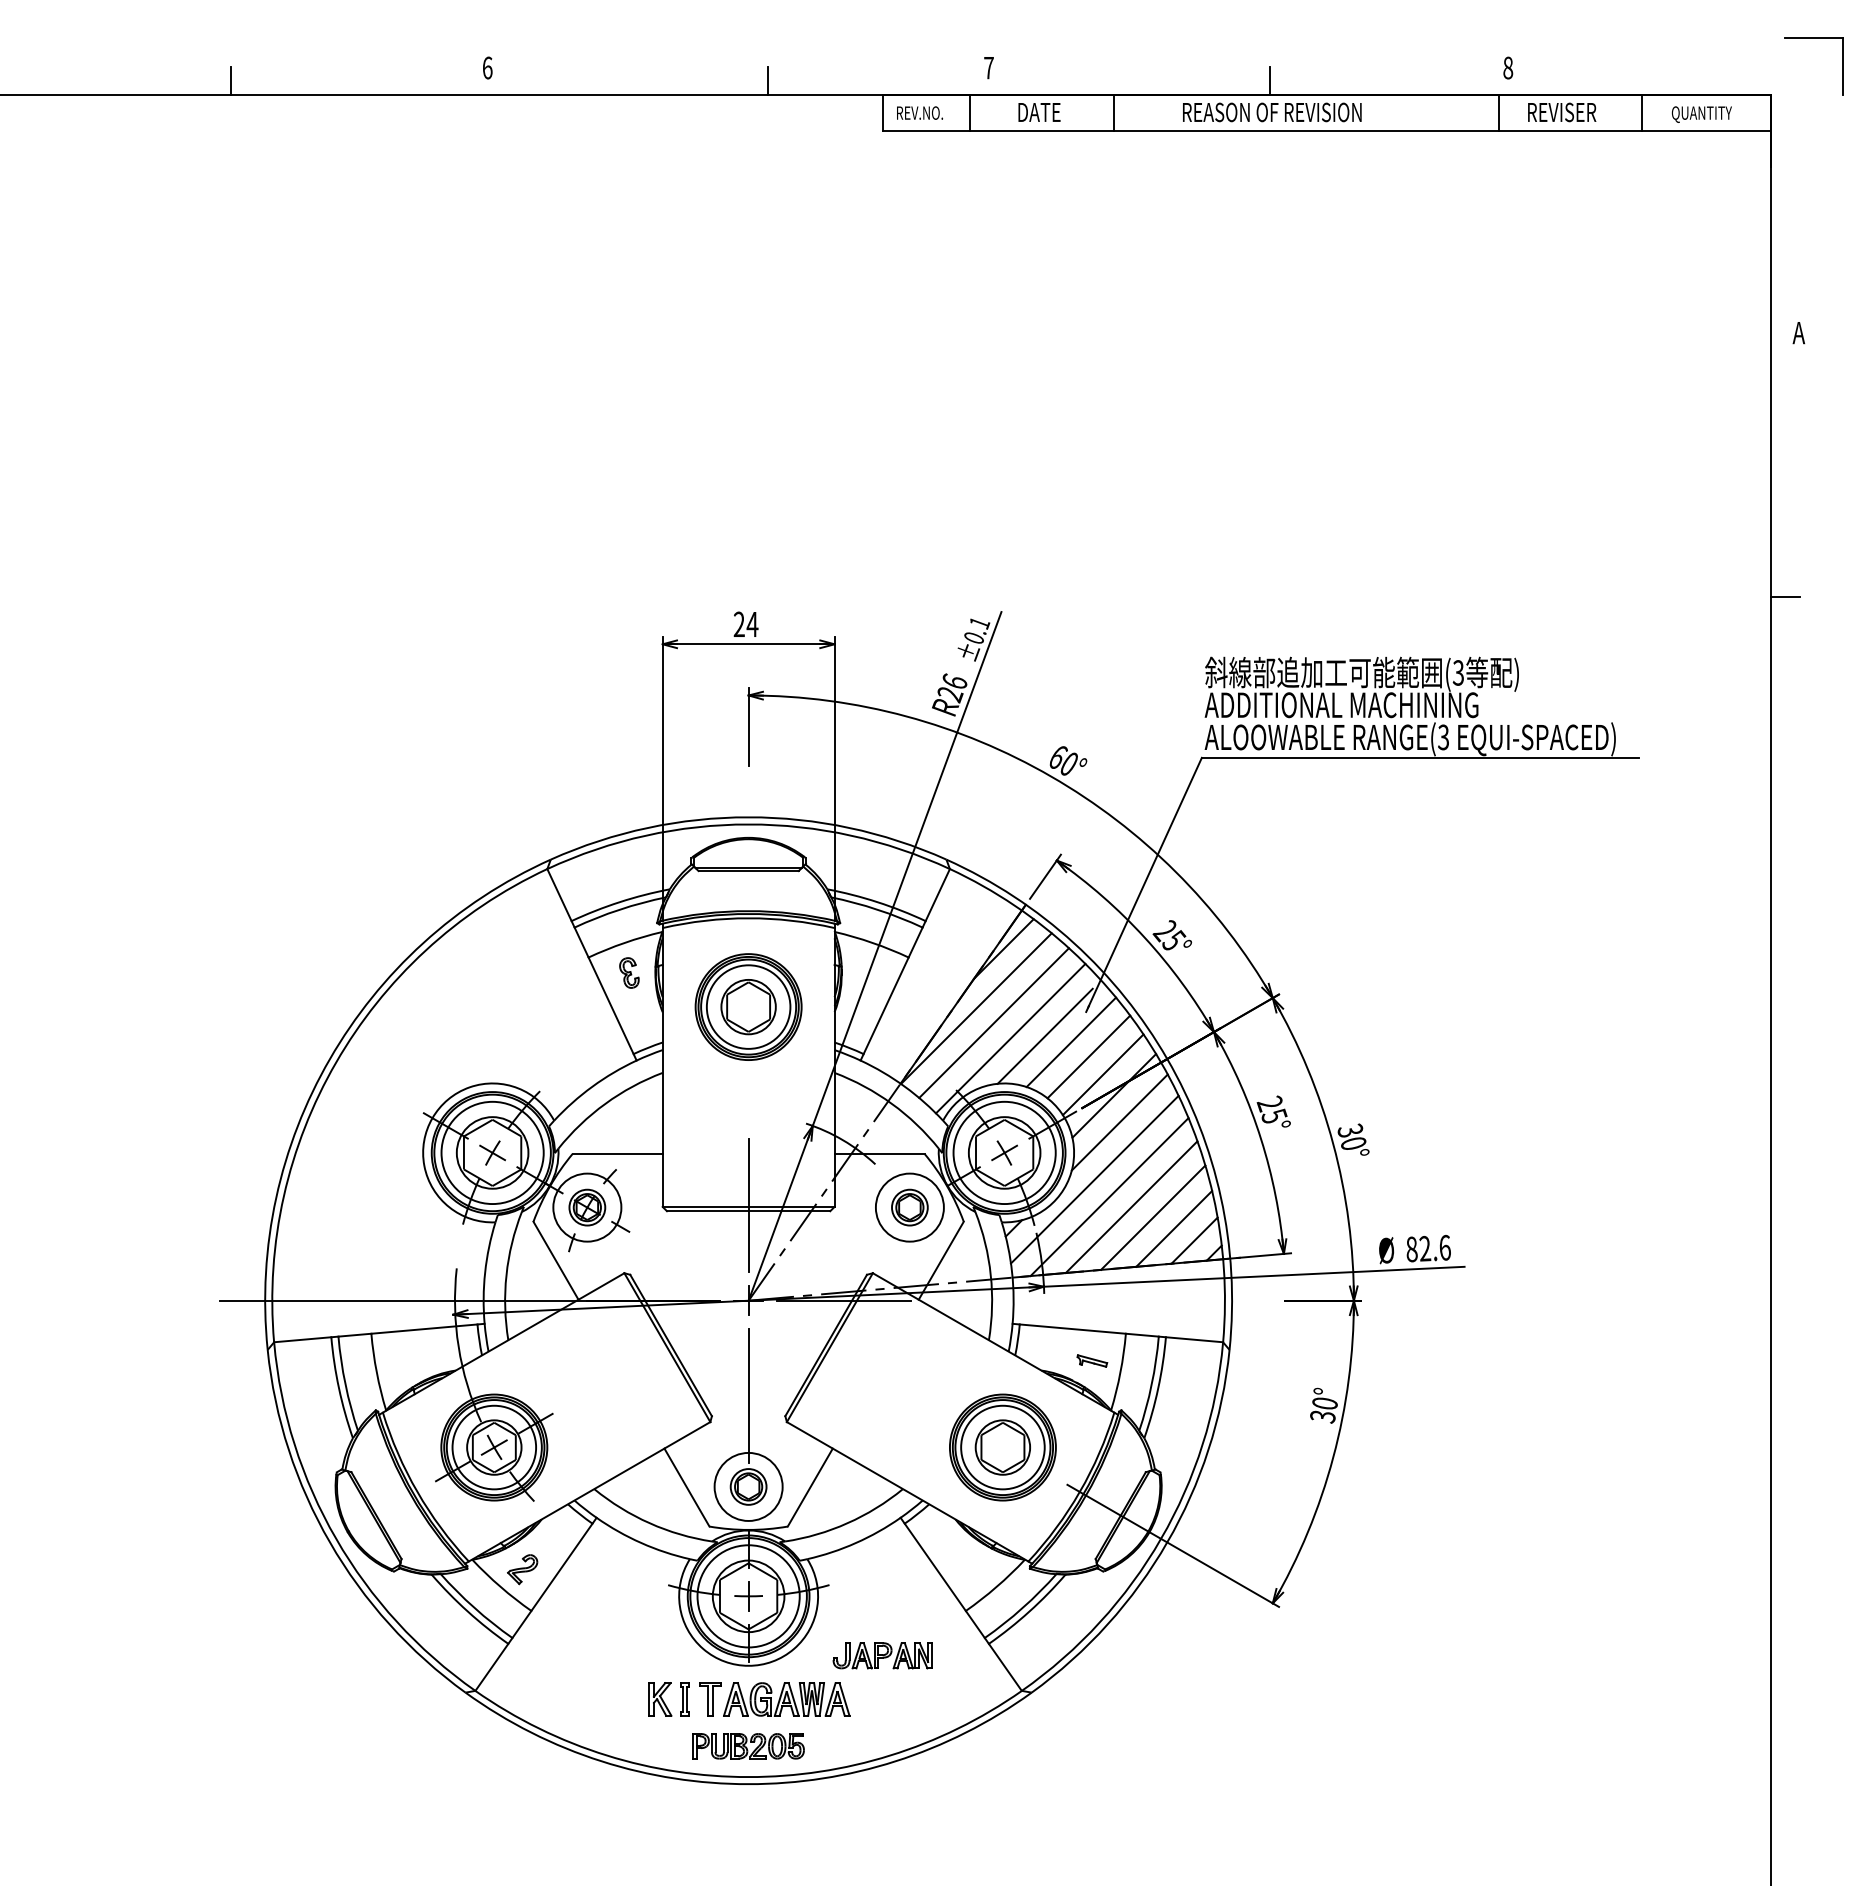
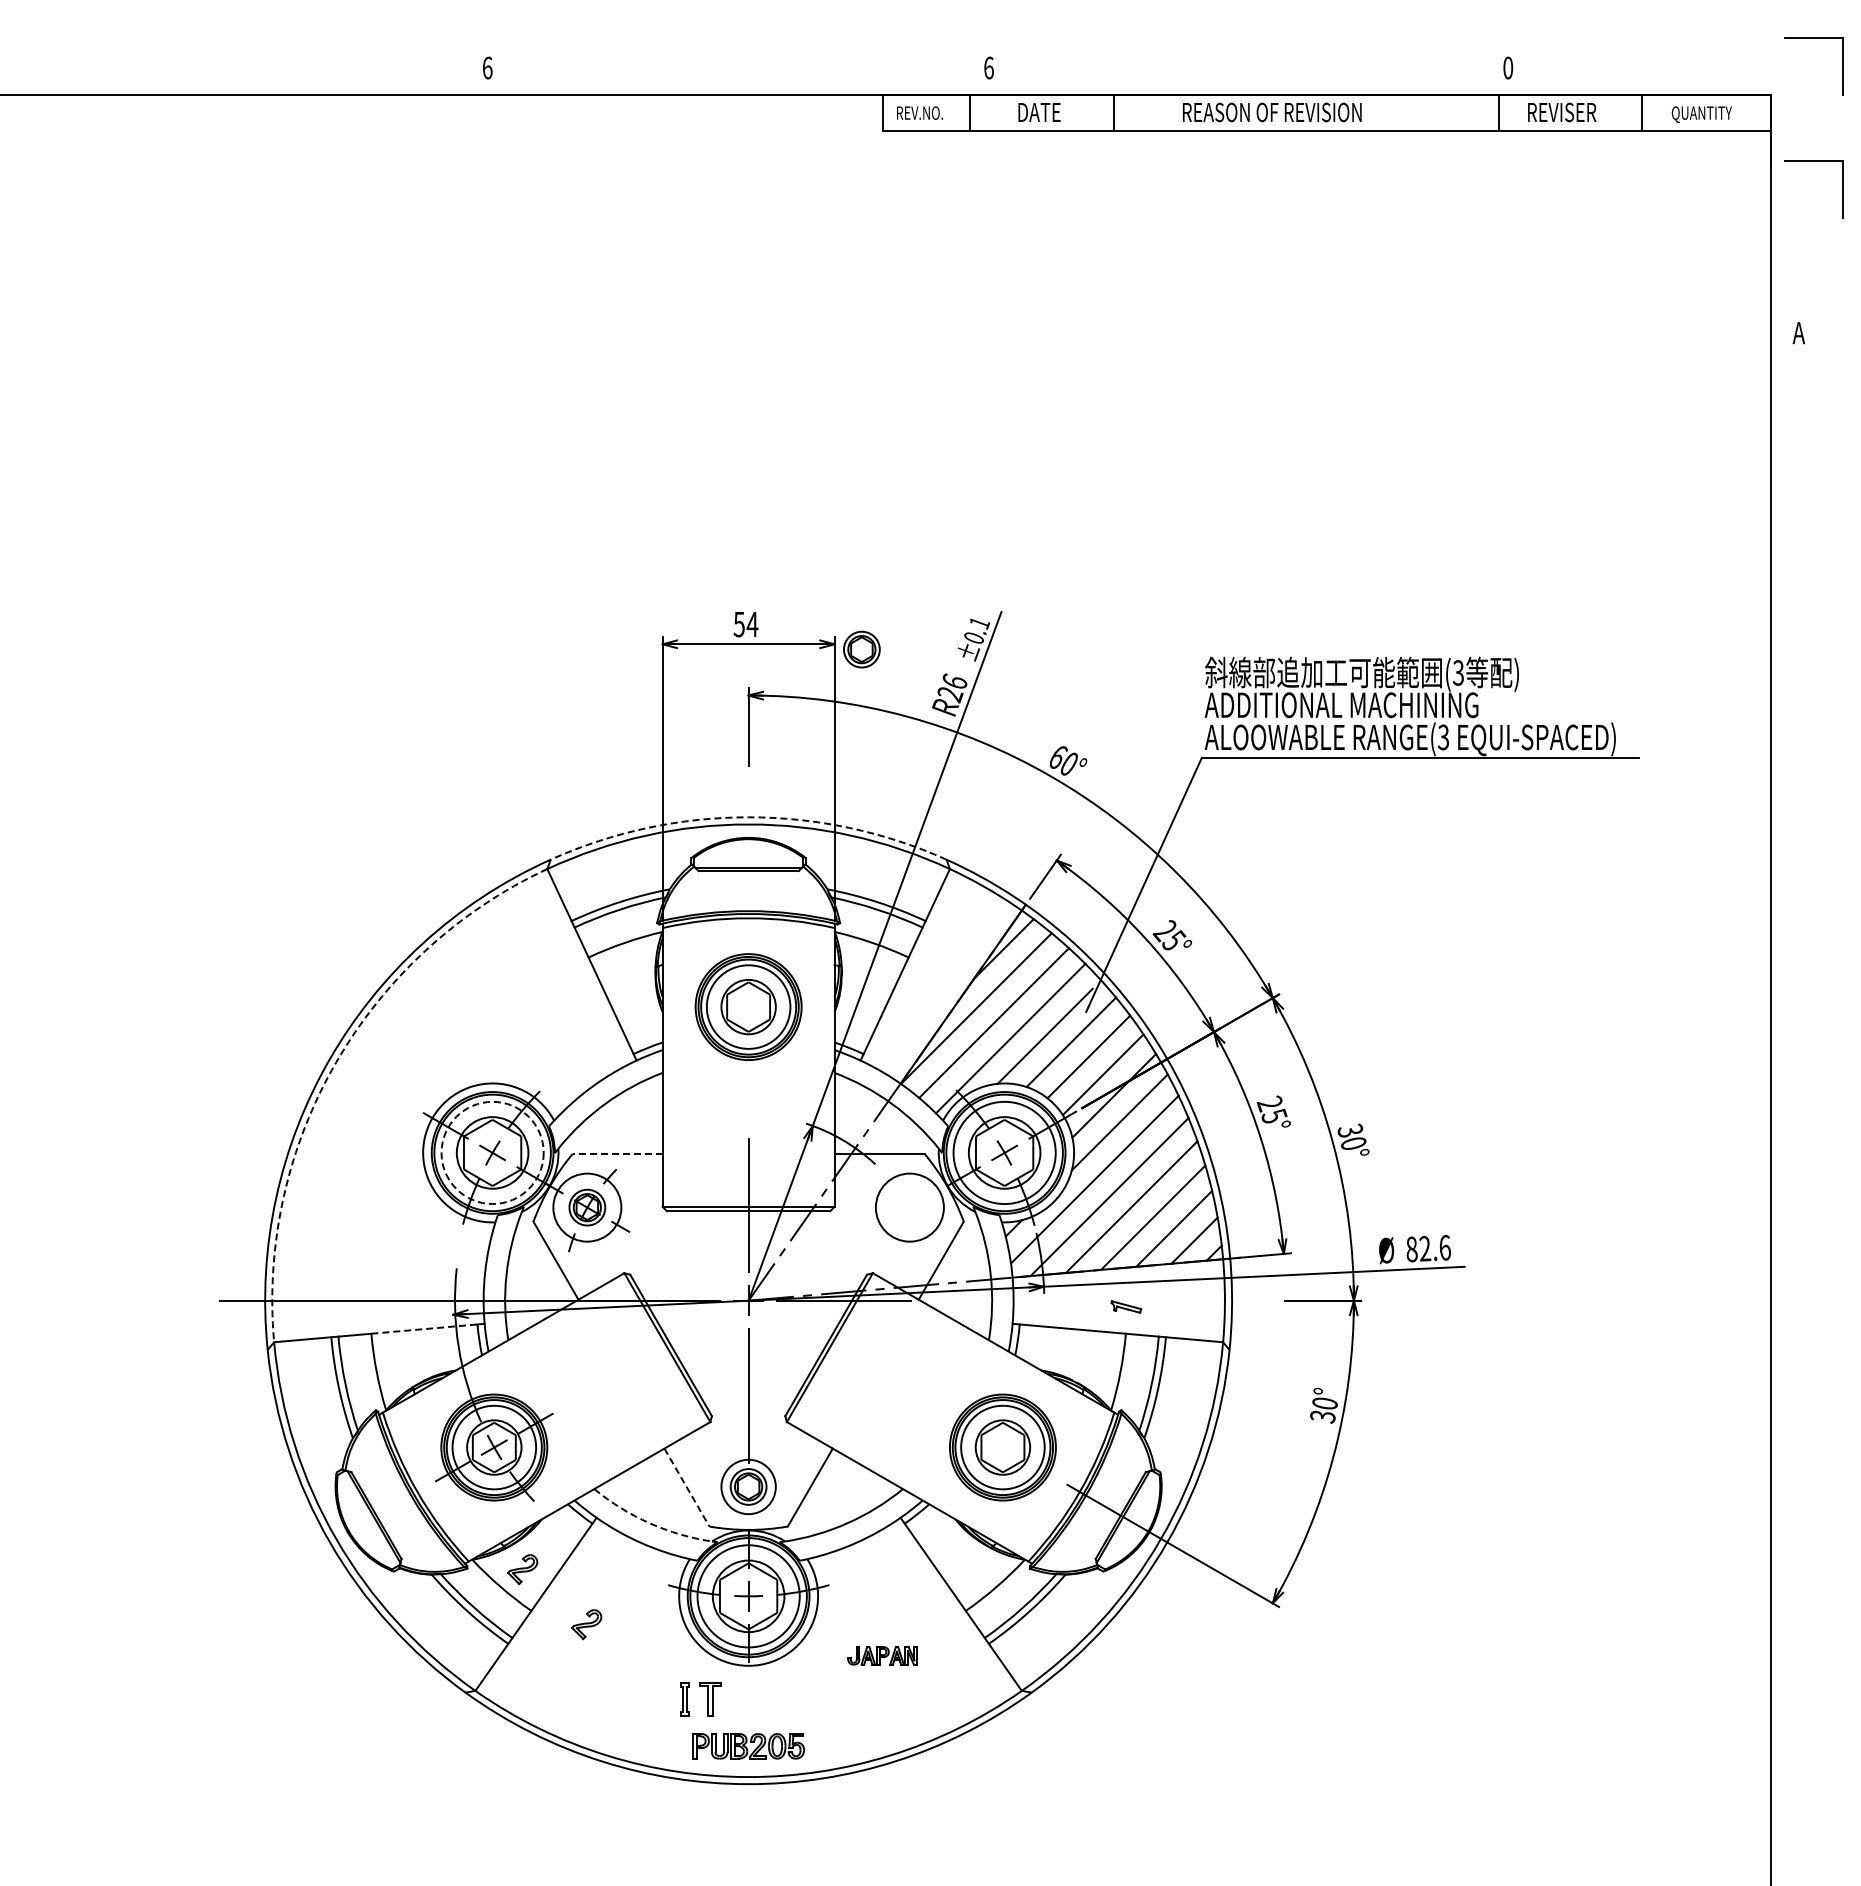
text: 7 -> 6 (988, 67)
text: 8 -> 0 (1508, 68)
line: present -> none (231, 80)
line: present -> none (768, 80)
line: present -> none (1269, 80)
part: none -> present (1813, 161)
line: present -> none (1784, 596)
text: 24 -> 54 (738, 624)
arc: solid -> dashed (748, 817)
part: present -> none (629, 972)
arc: solid -> dashed (336, 1062)
circle: solid -> dashed (492, 1152)
line: solid -> dashed (617, 1153)
part position: (909, 1207) -> (861, 649) (861, 649)
line: solid -> dashed (424, 1329)
part position: (1092, 1360) -> (1126, 1306) (1126, 1306)
circle diameter: 68 px -> 54 px (748, 1486)
line: solid -> dashed (687, 1488)
arc: solid -> dashed (649, 1523)
part: none -> present (586, 1624)
part size: 101x28 px -> 71x20 px (882, 1655)
part: present -> none (660, 1699)
part: present -> none (786, 1699)
